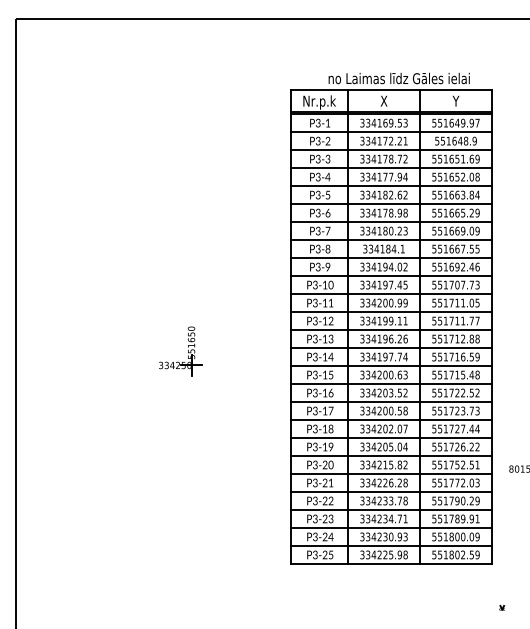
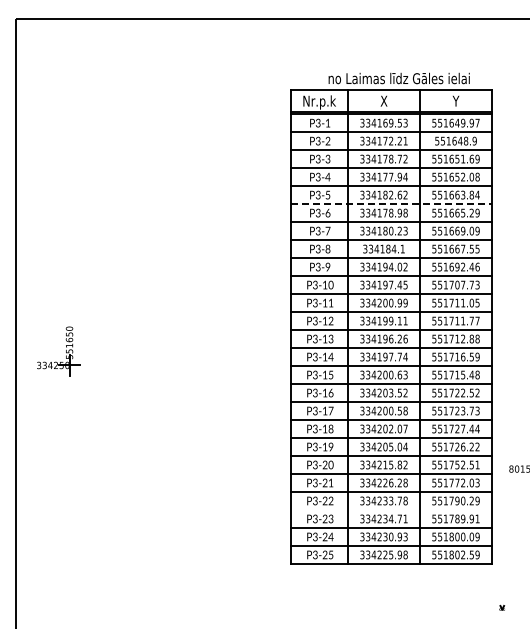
line: solid -> dashed (391, 204)
part position: (188, 351) -> (66, 351) (66, 351)
line: present -> none (391, 509)
